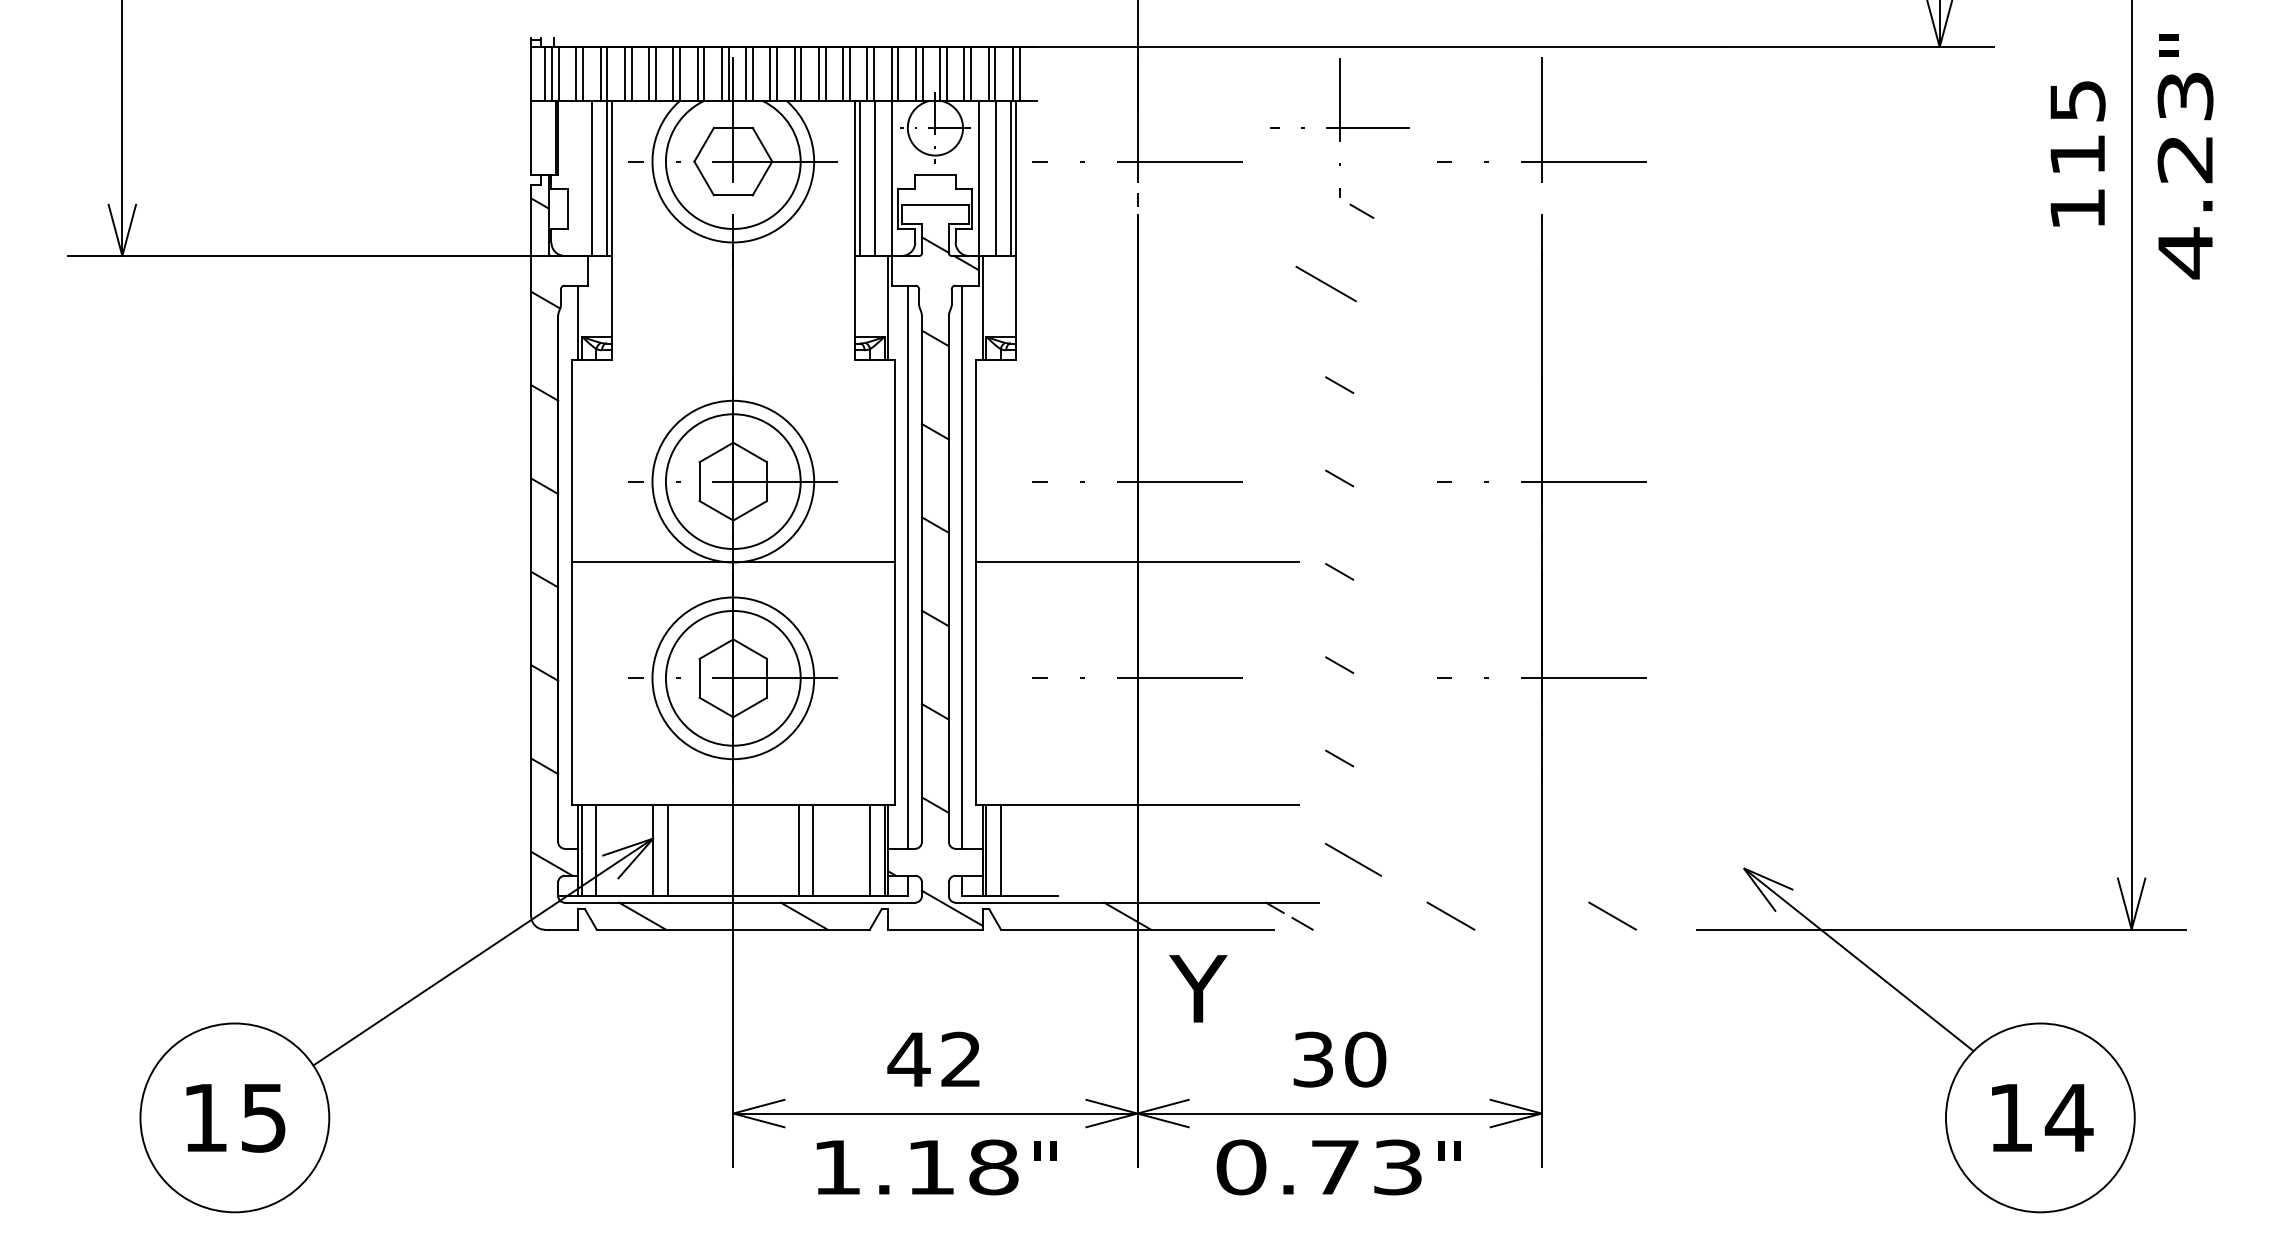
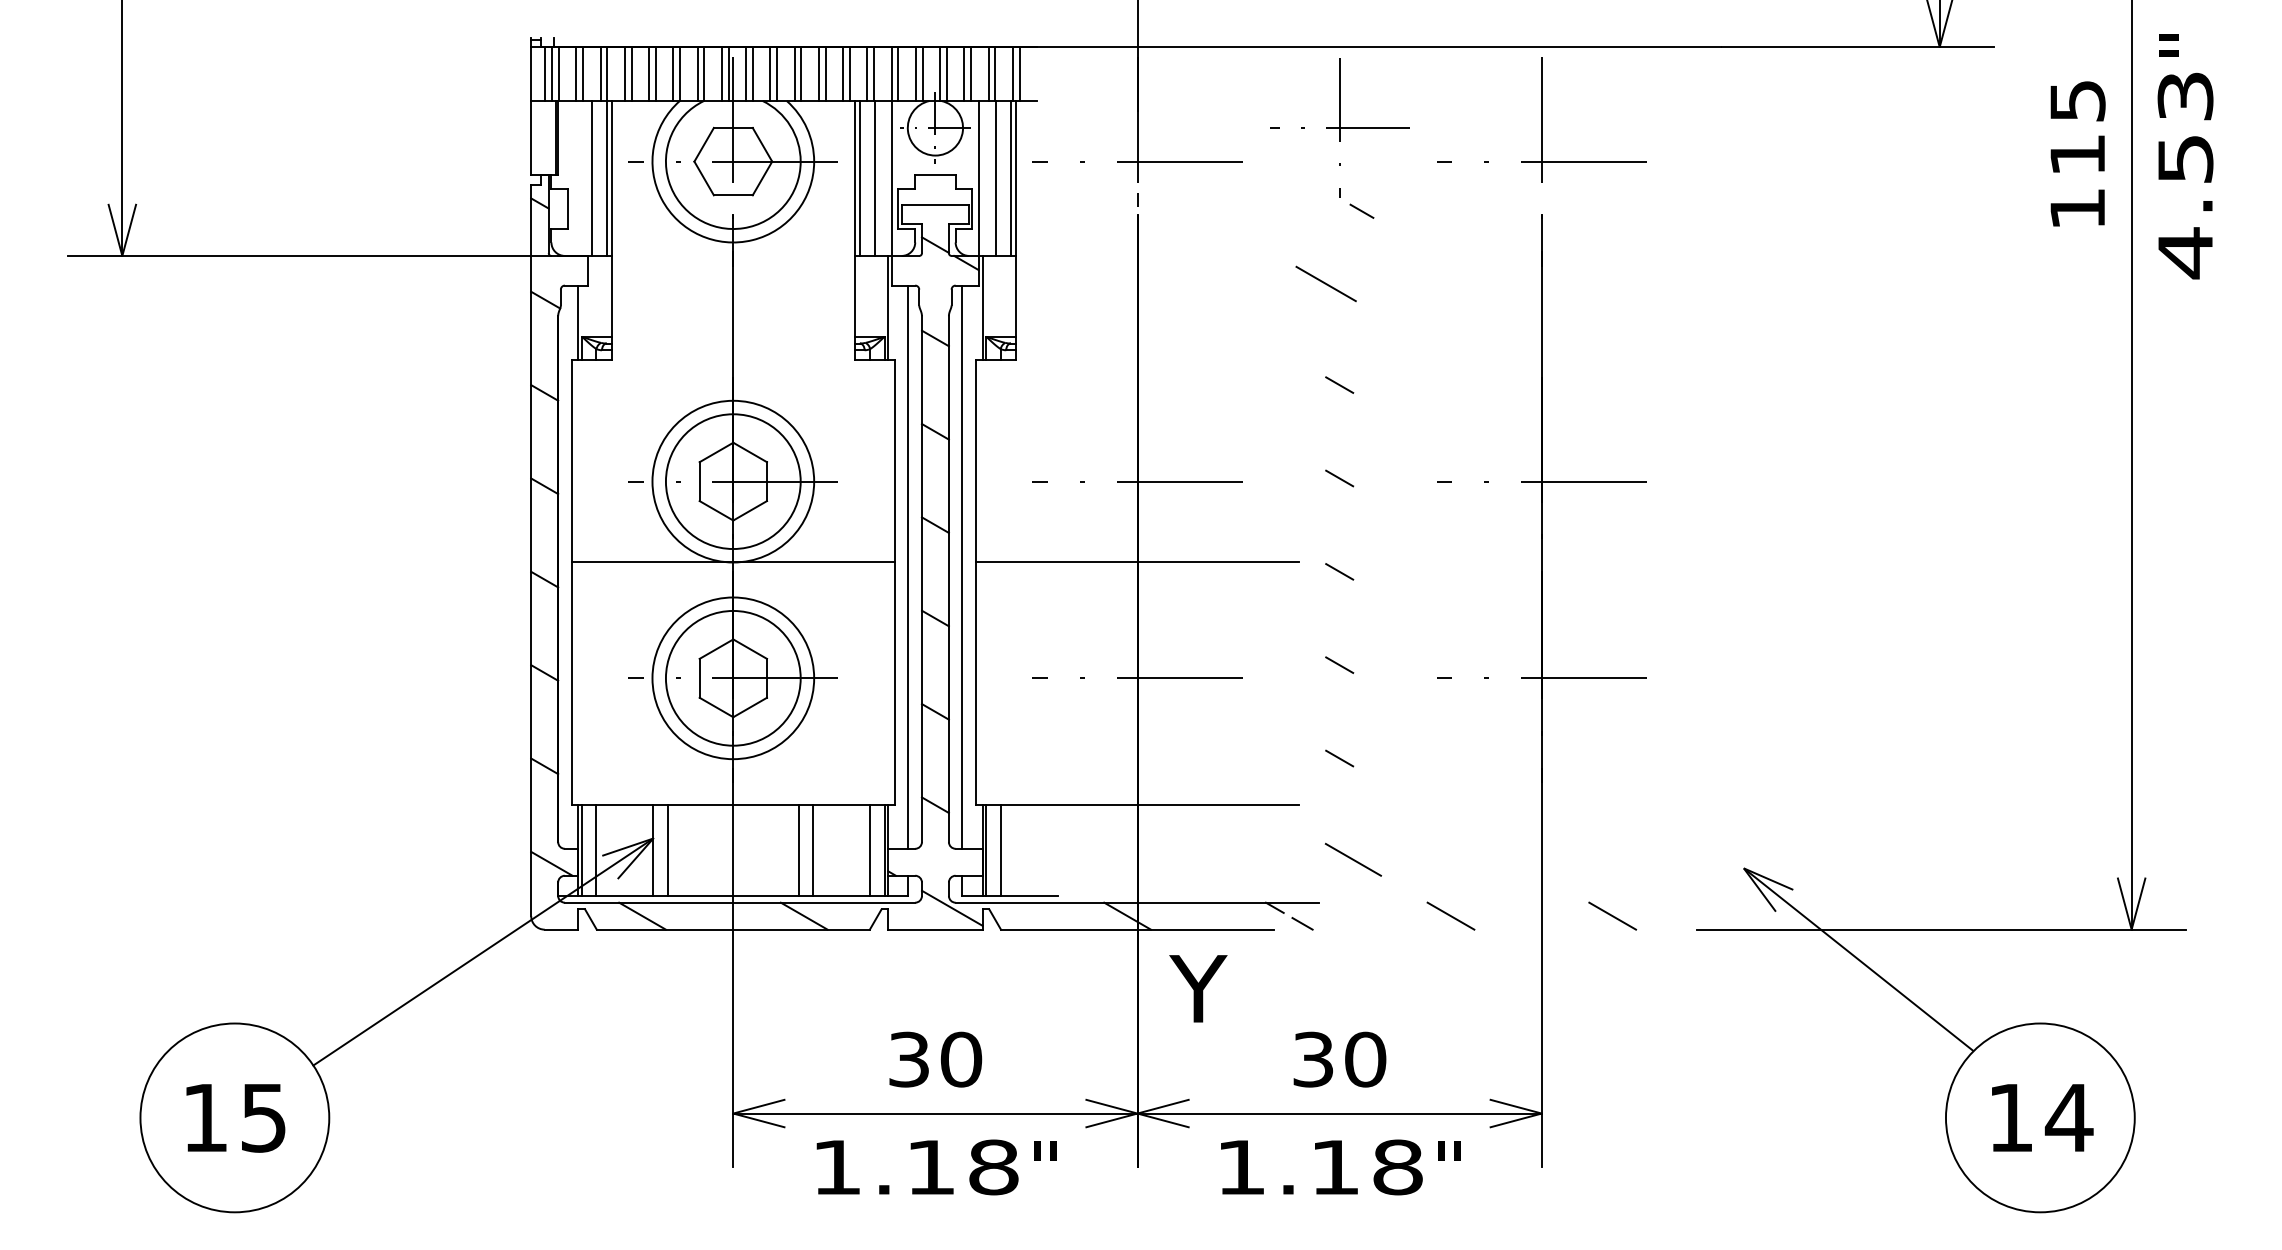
text: 4.23 -> 4.53 (2185, 159)
text: 42 -> 30 (934, 1059)
text: 0.73 -> 1.18 (1319, 1167)
